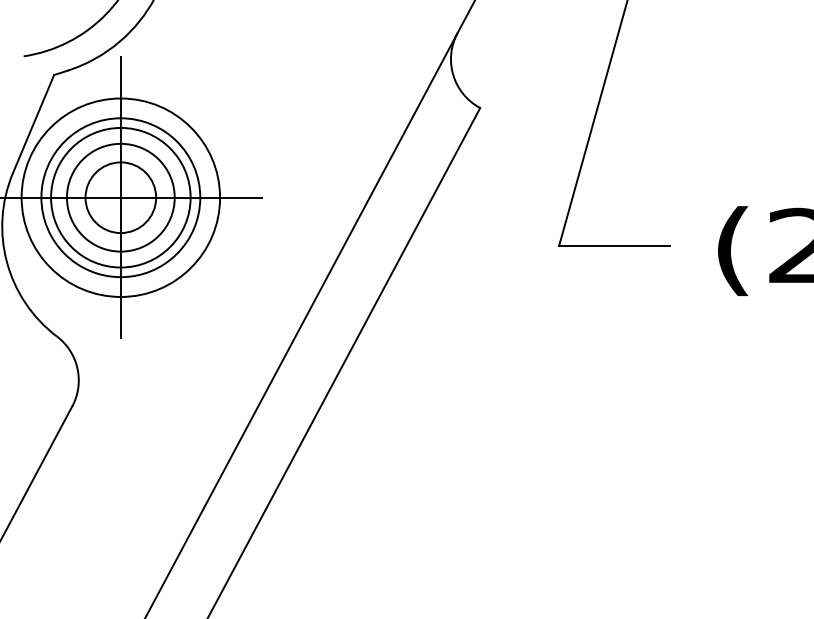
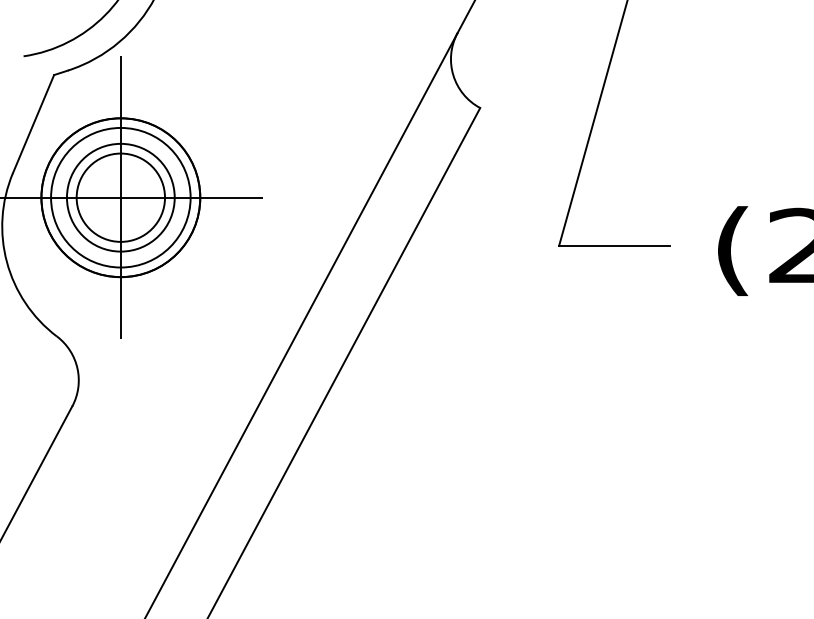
circle diameter: 198 px -> 159 px (120, 197)
circle diameter: 71 px -> 88 px (120, 197)
